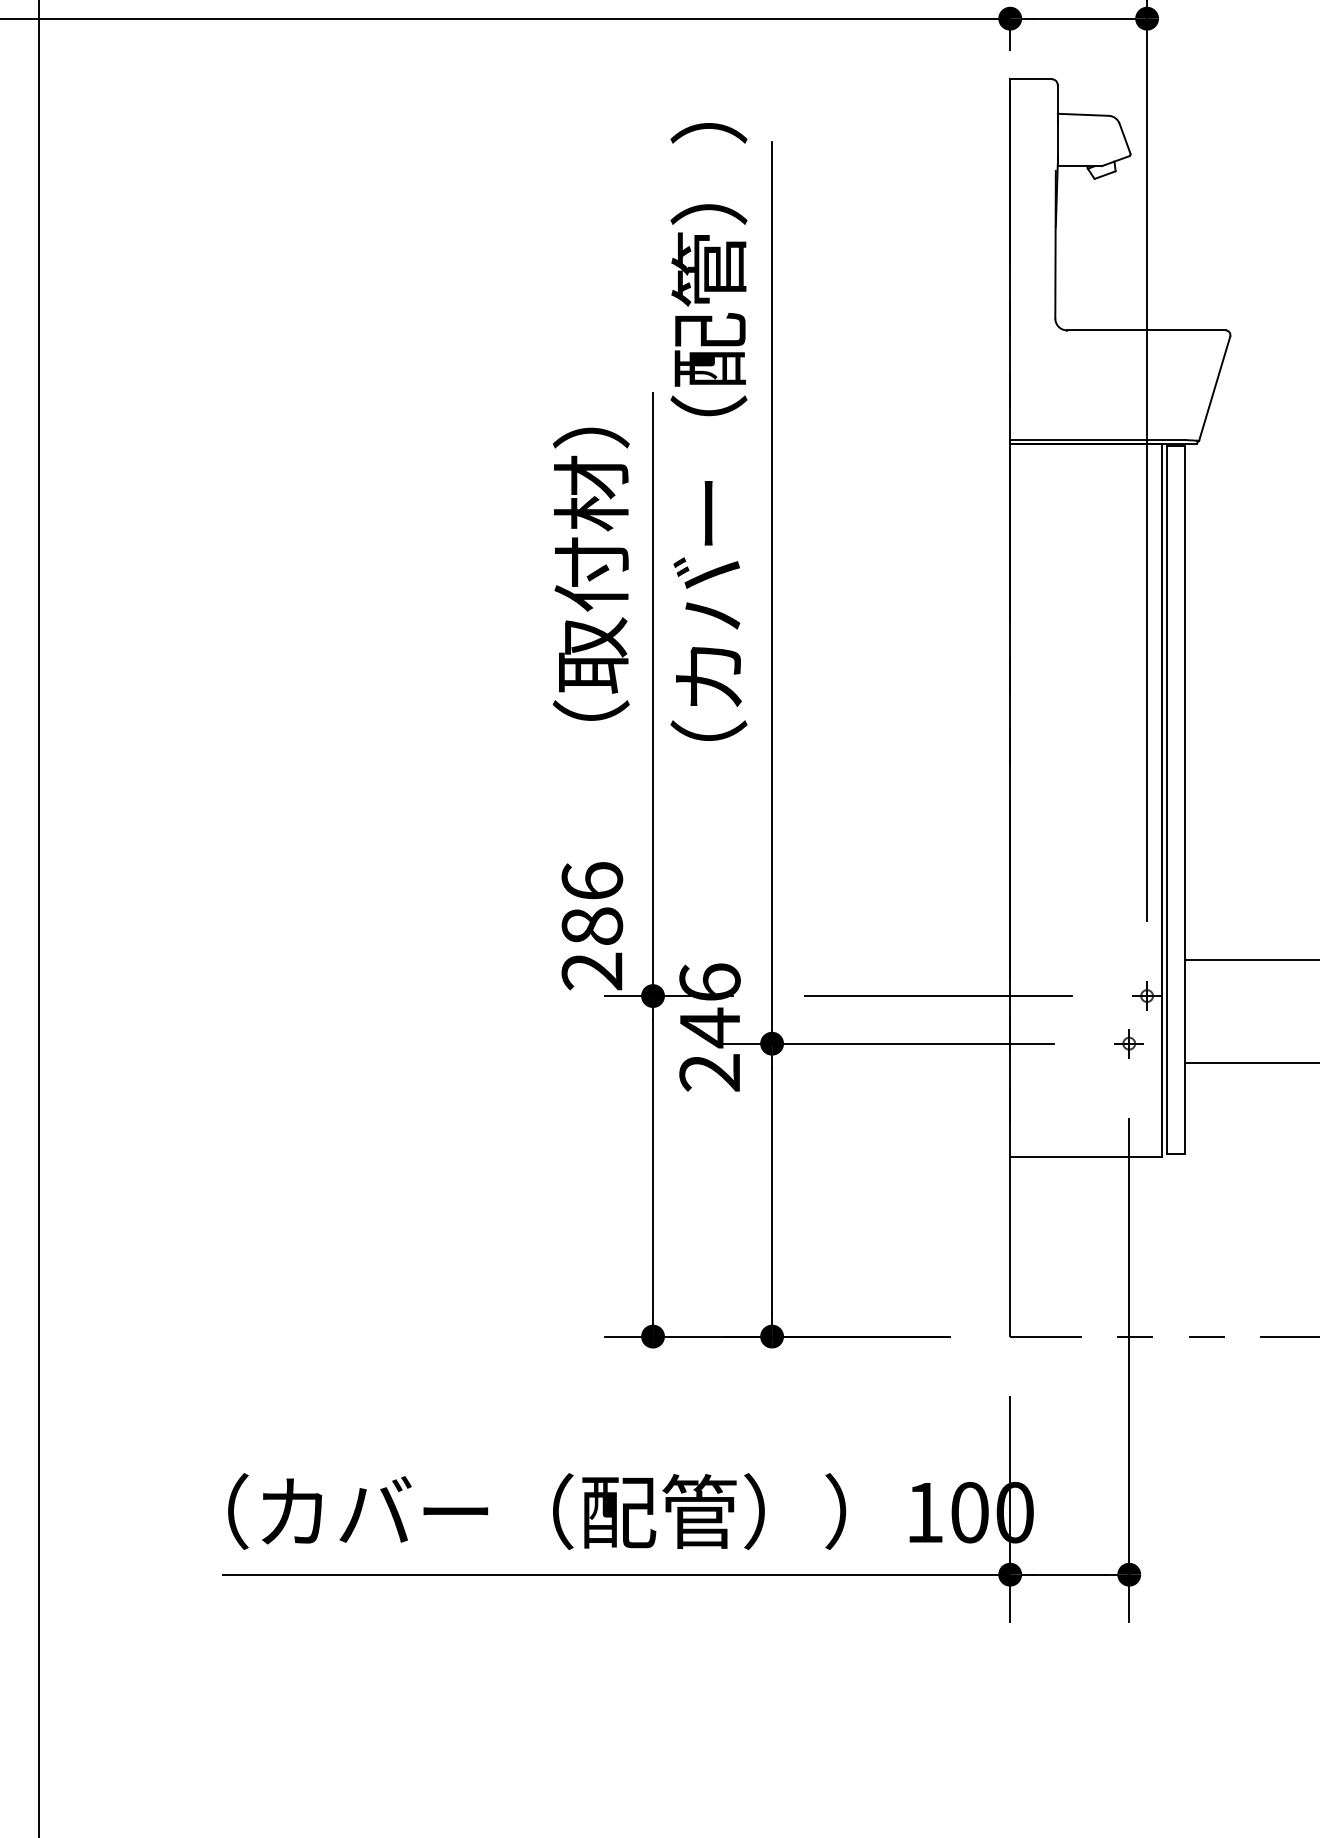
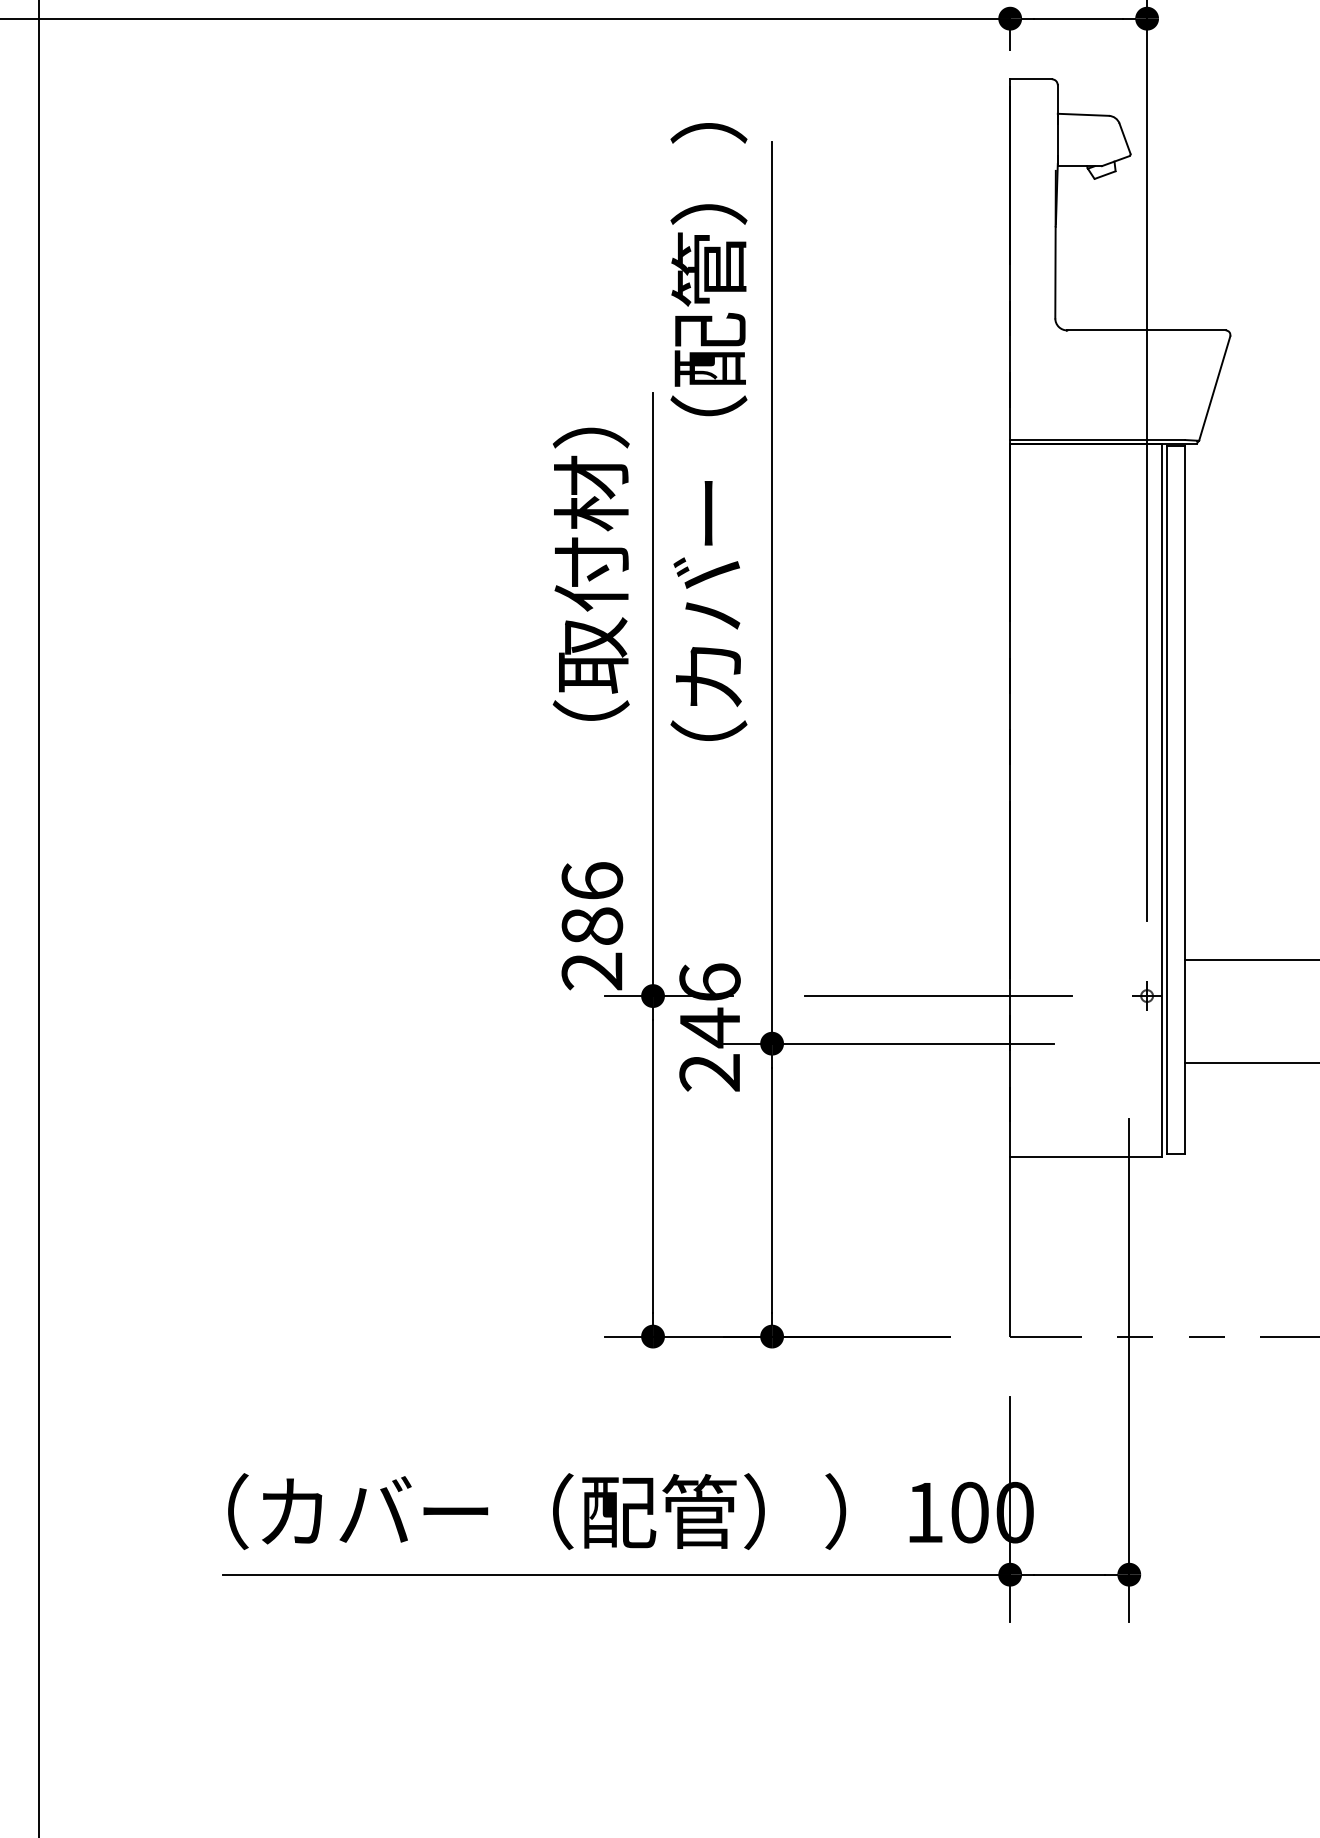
part: present -> none (1128, 1043)
